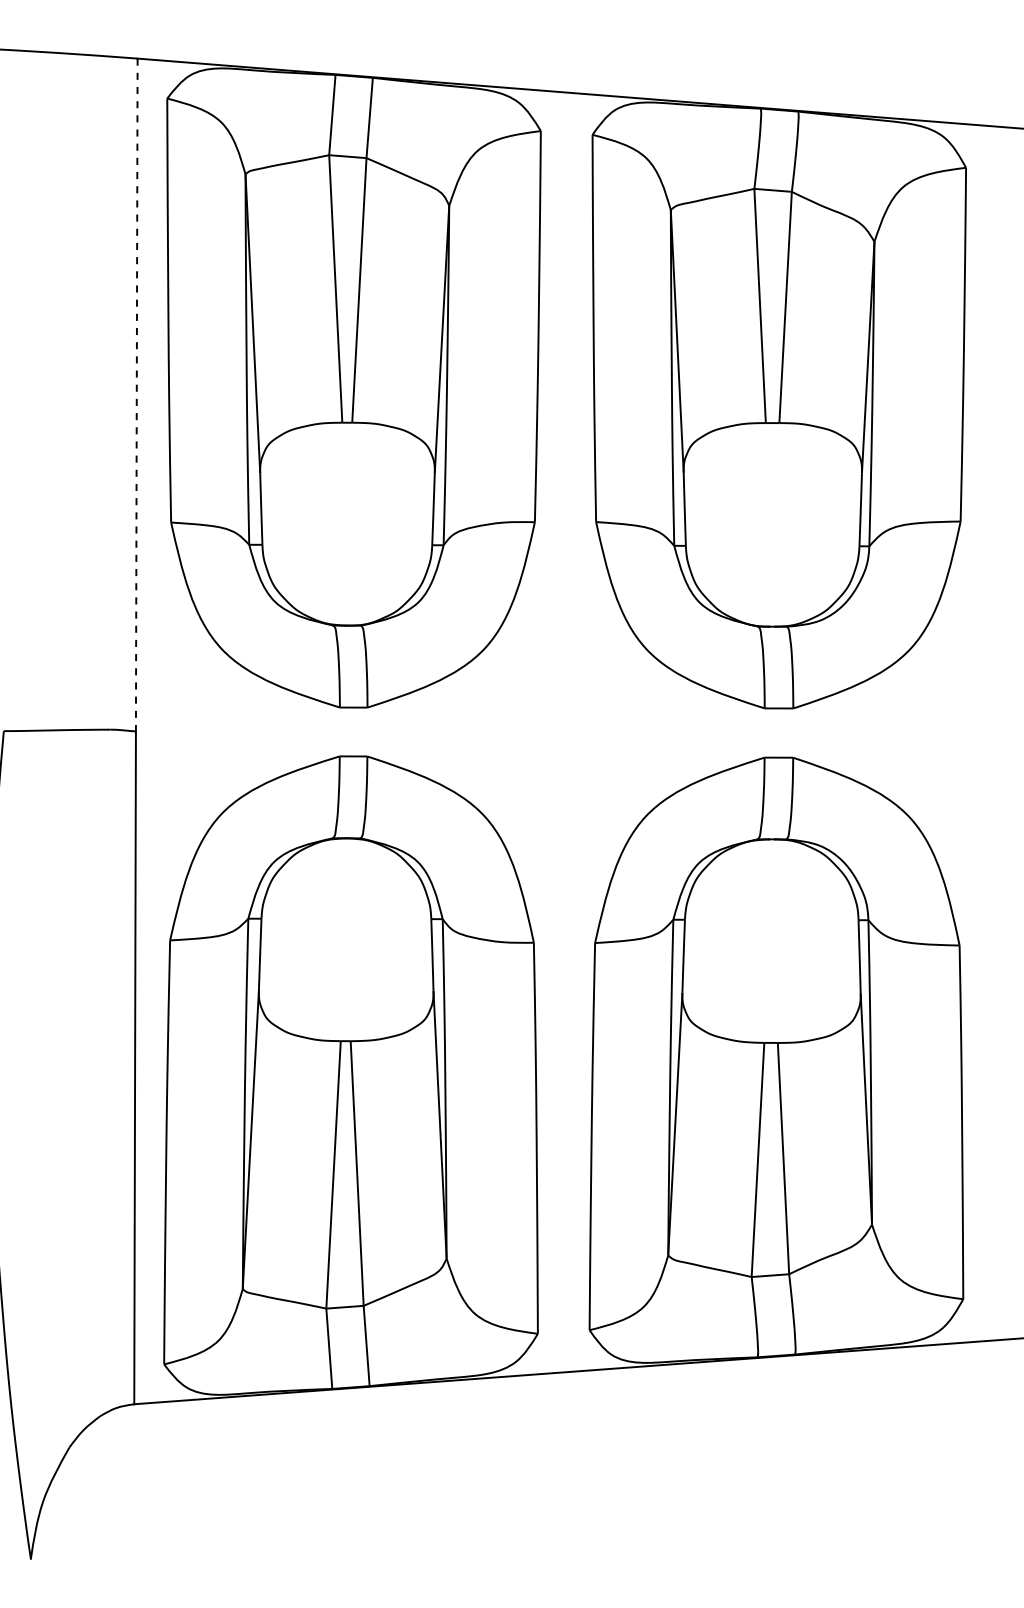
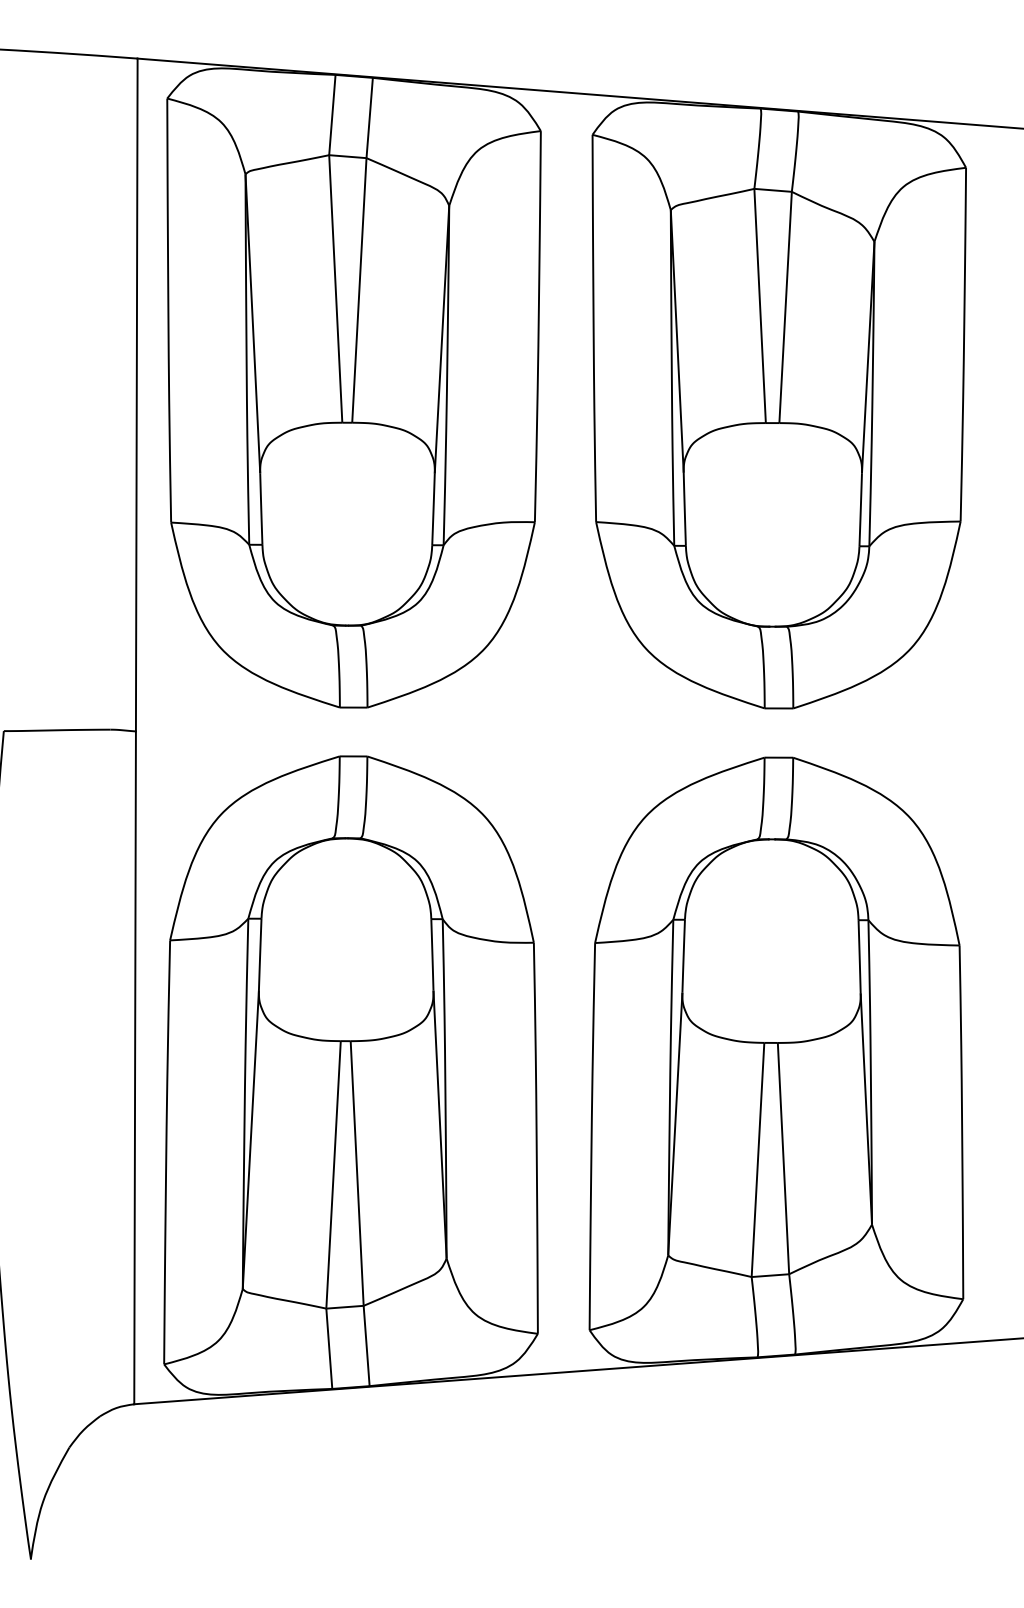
line: dashed -> solid (136, 395)
